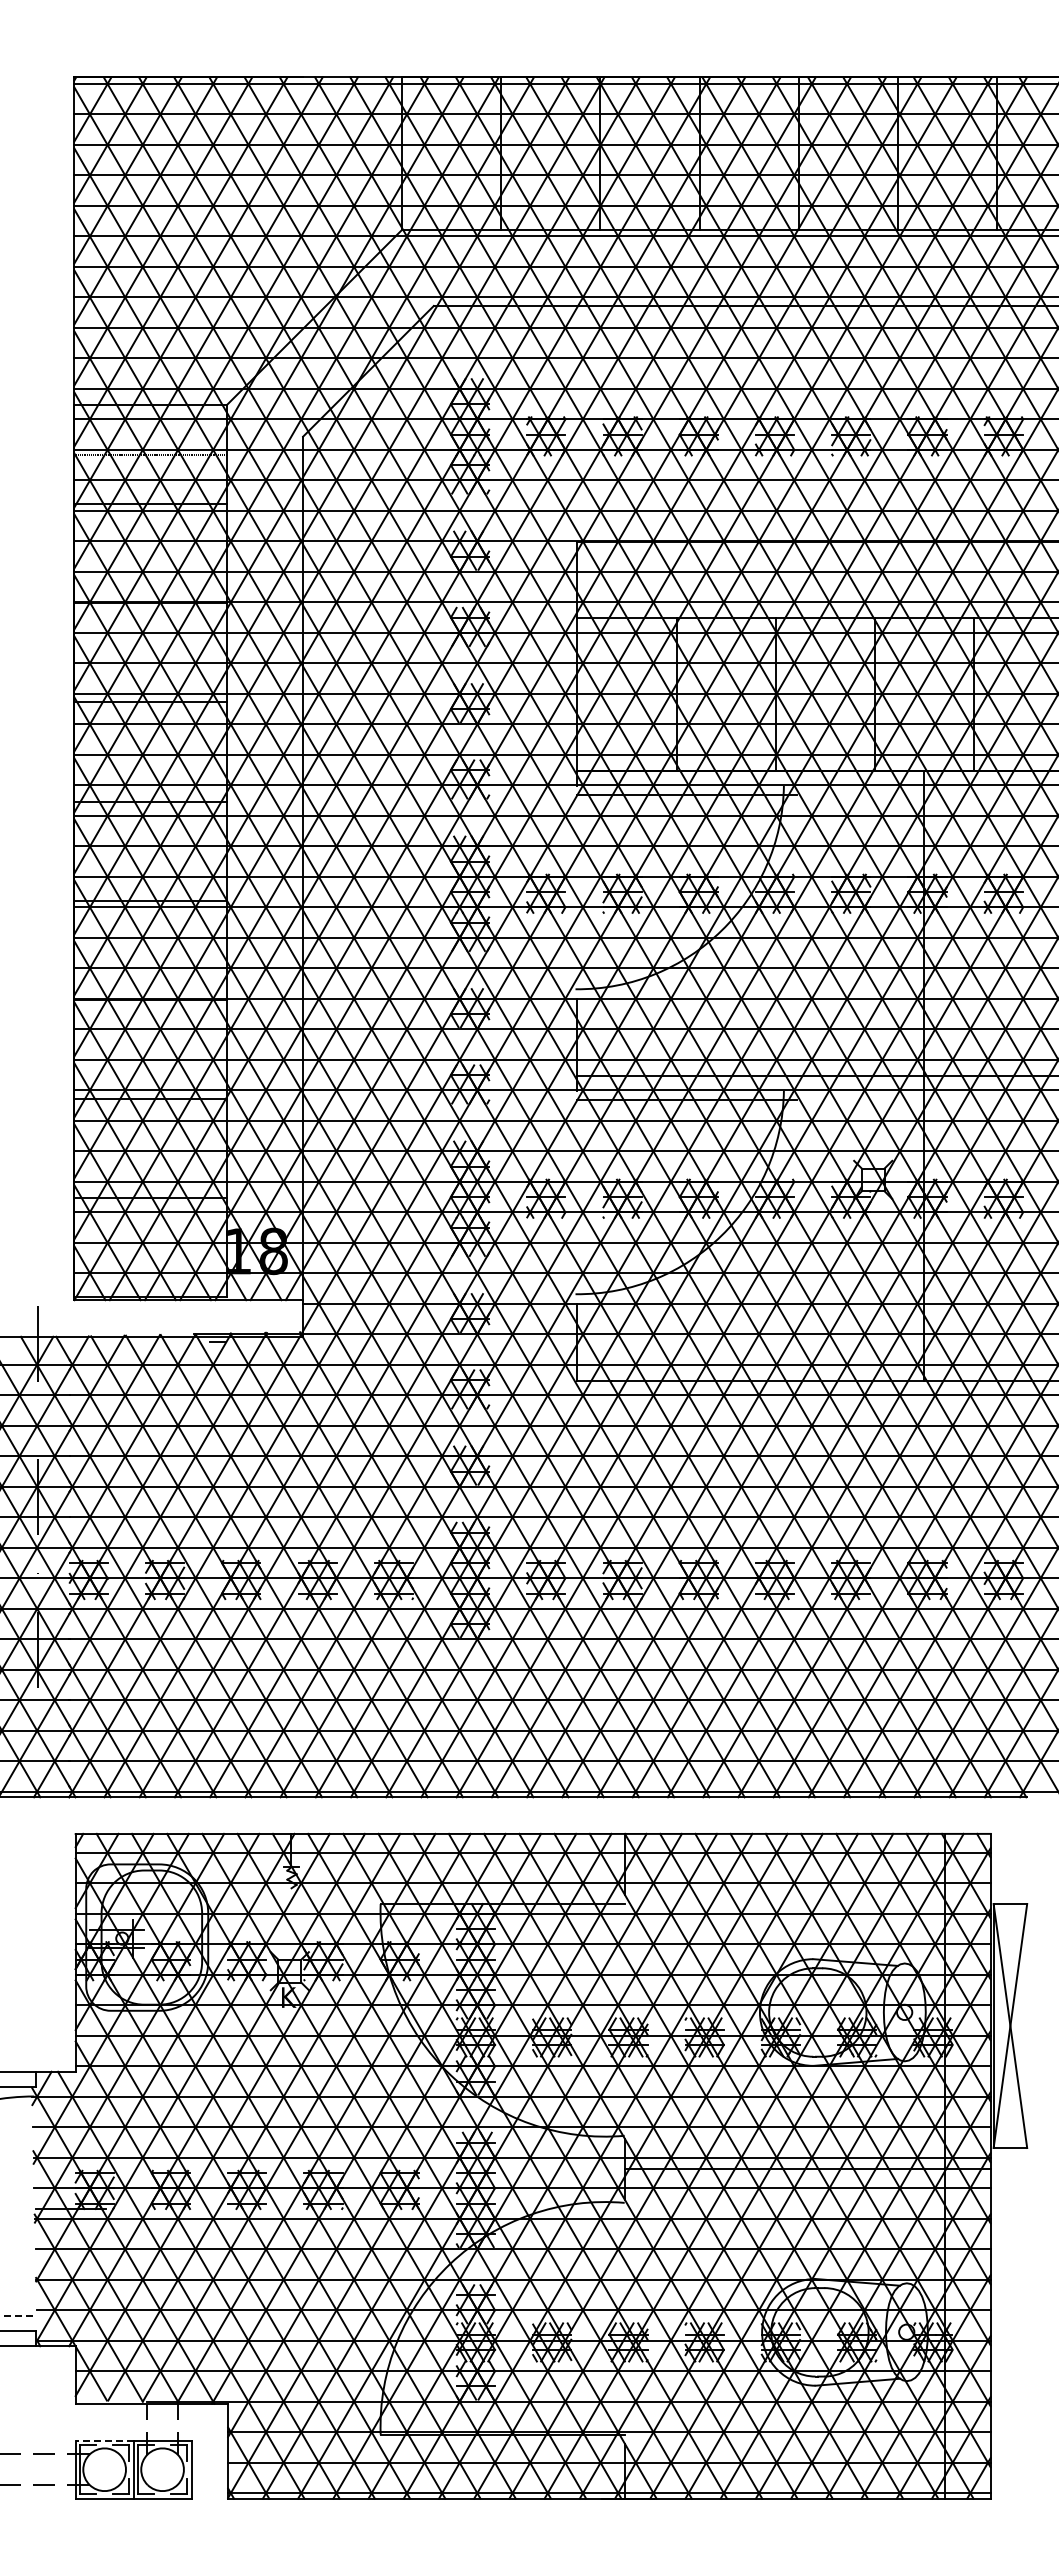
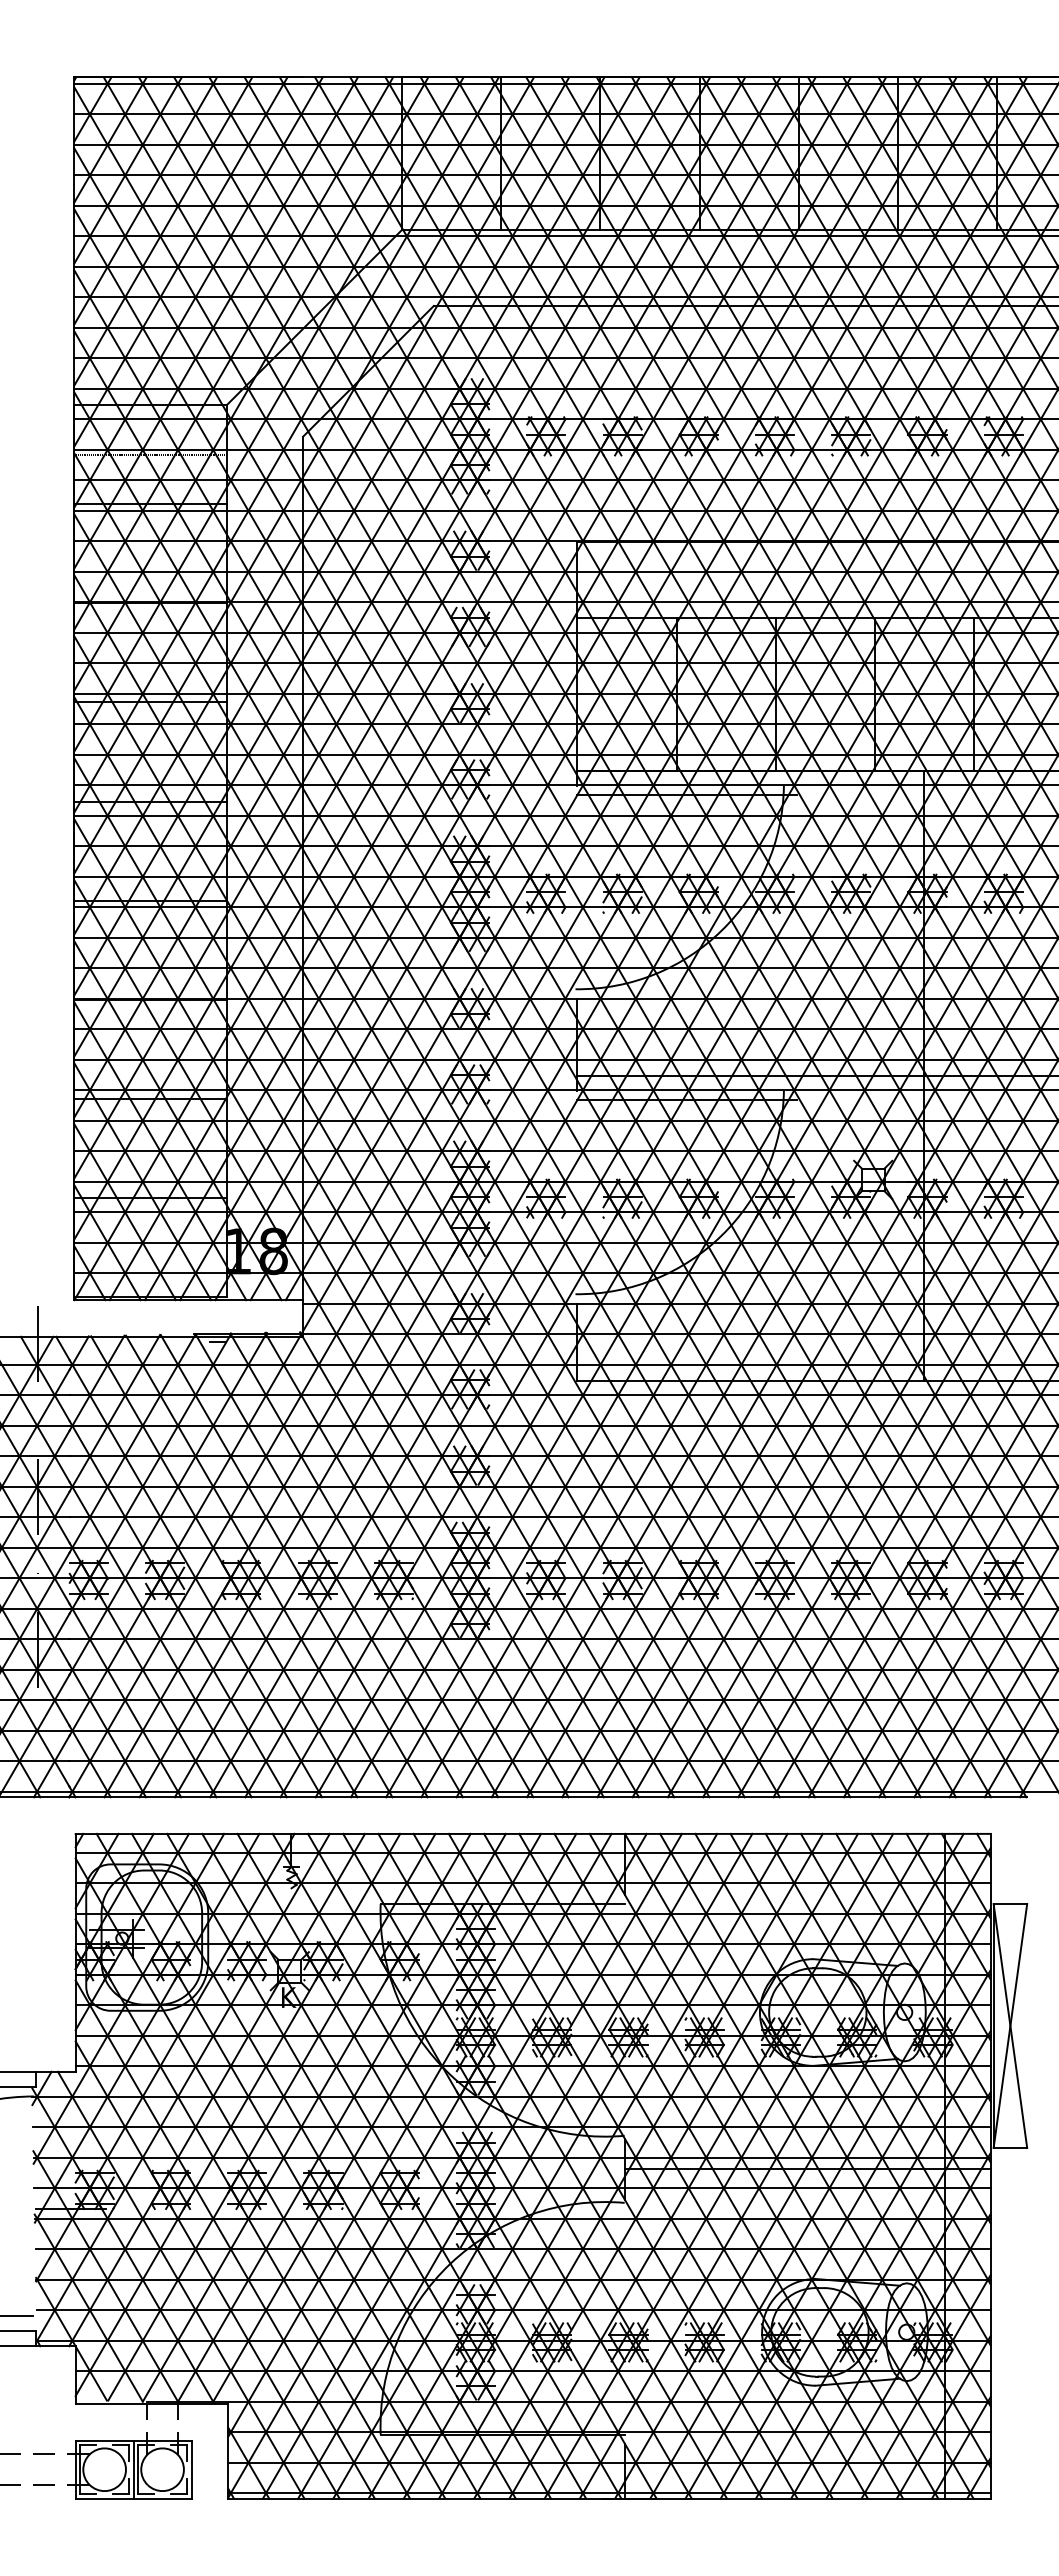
line: dashed -> solid (16, 2316)
line: dashed -> solid (104, 2440)
